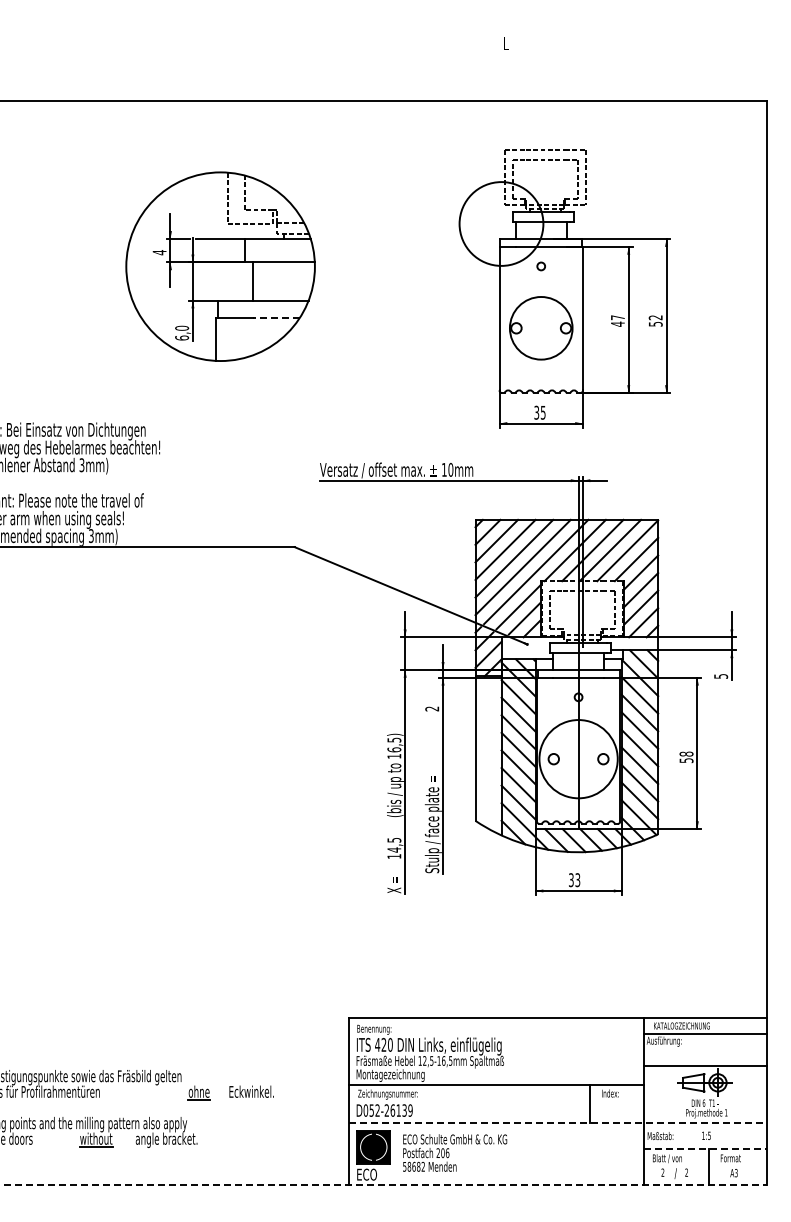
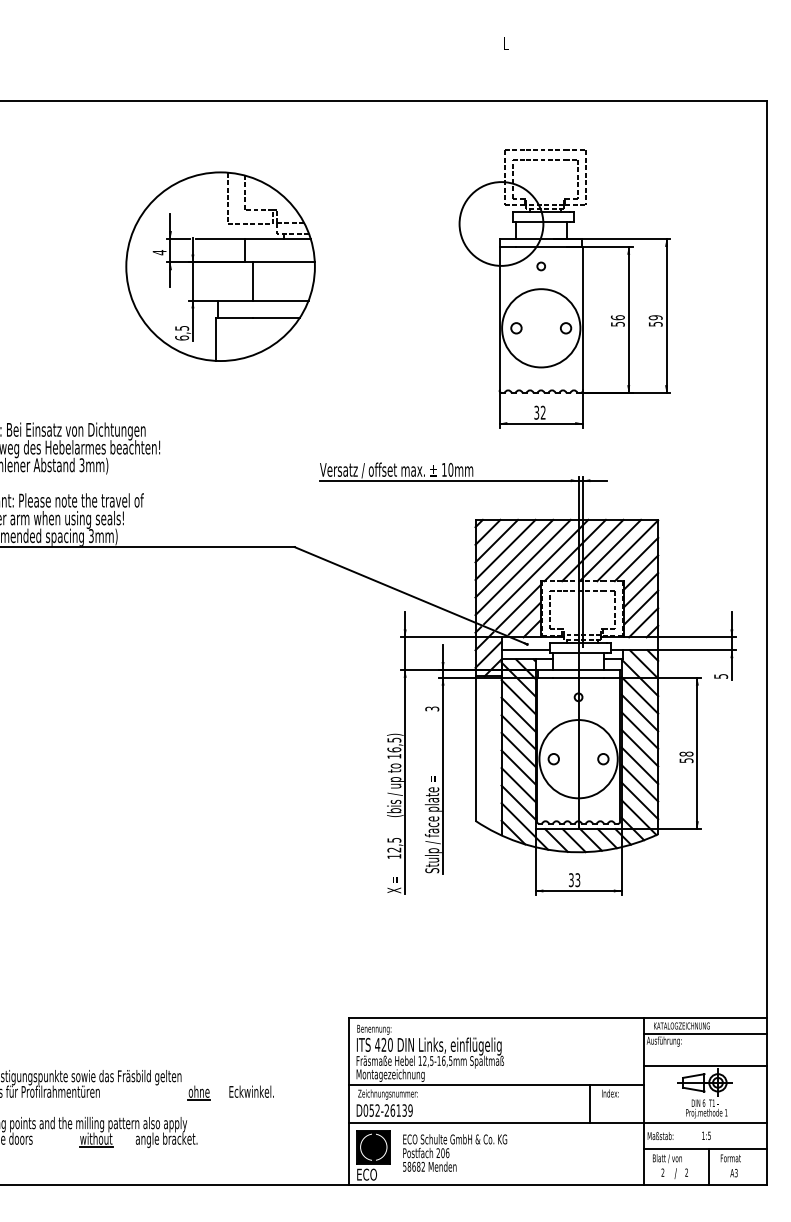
text: 52 -> 59 (655, 317)
line: dashed -> solid (275, 318)
text: 47 -> 56 (617, 320)
text: 6,0 -> 6,5 (182, 327)
circle diameter: 63 px -> 78 px (541, 328)
text: 35 -> 32 (542, 412)
line: none -> present (525, 650)
text: 2 -> 3 (432, 708)
text: 14,5 -> 12,5 (394, 849)
line: dashed -> solid (558, 1123)
line: dashed -> solid (705, 1148)
line: dashed -> solid (384, 1185)
